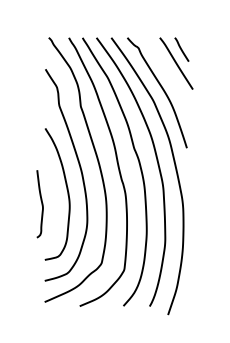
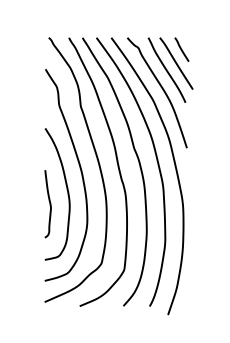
curve: none -> present (166, 69)
curve position: (41, 204) -> (49, 204) (49, 204)
